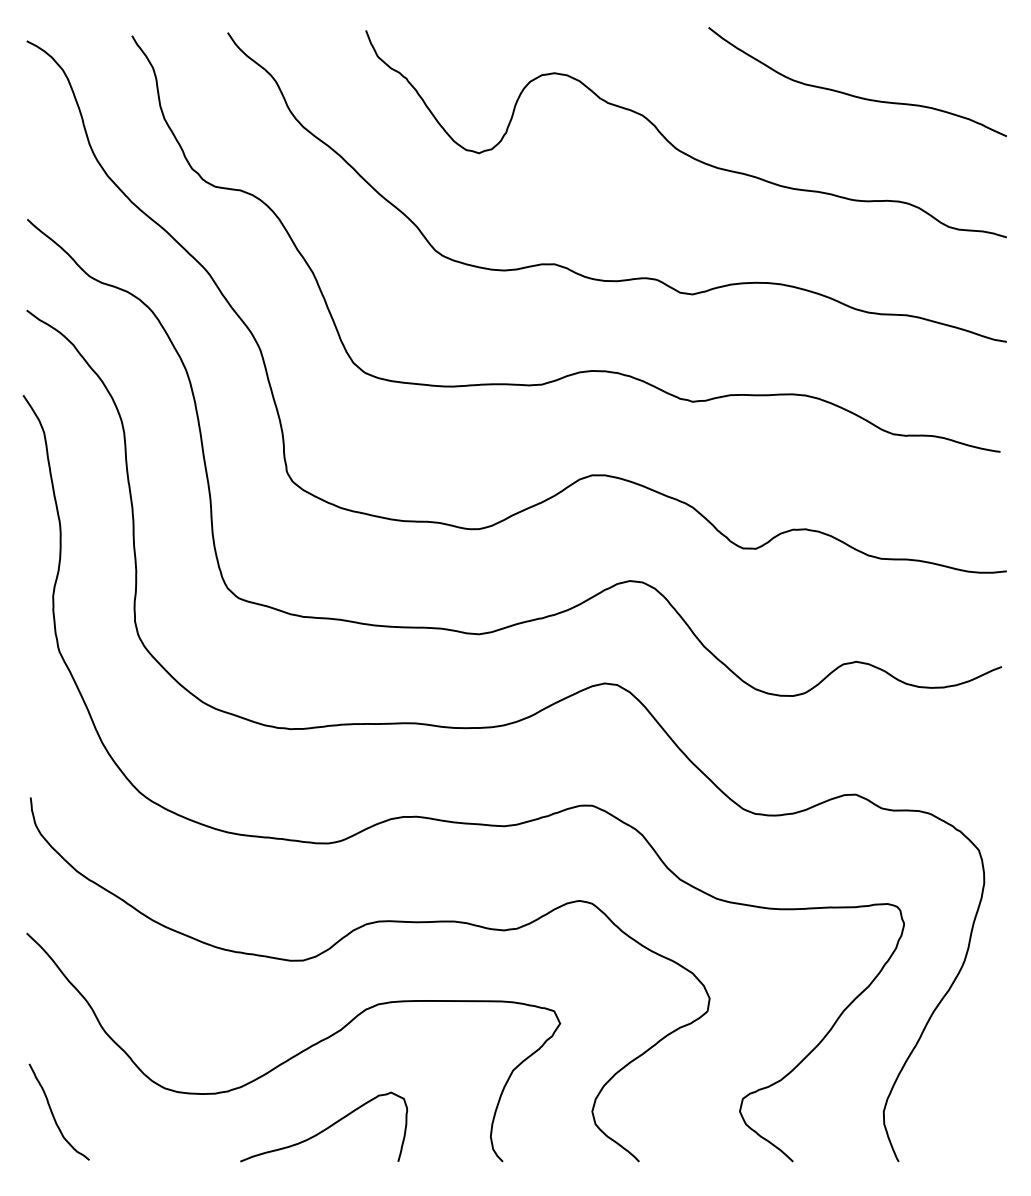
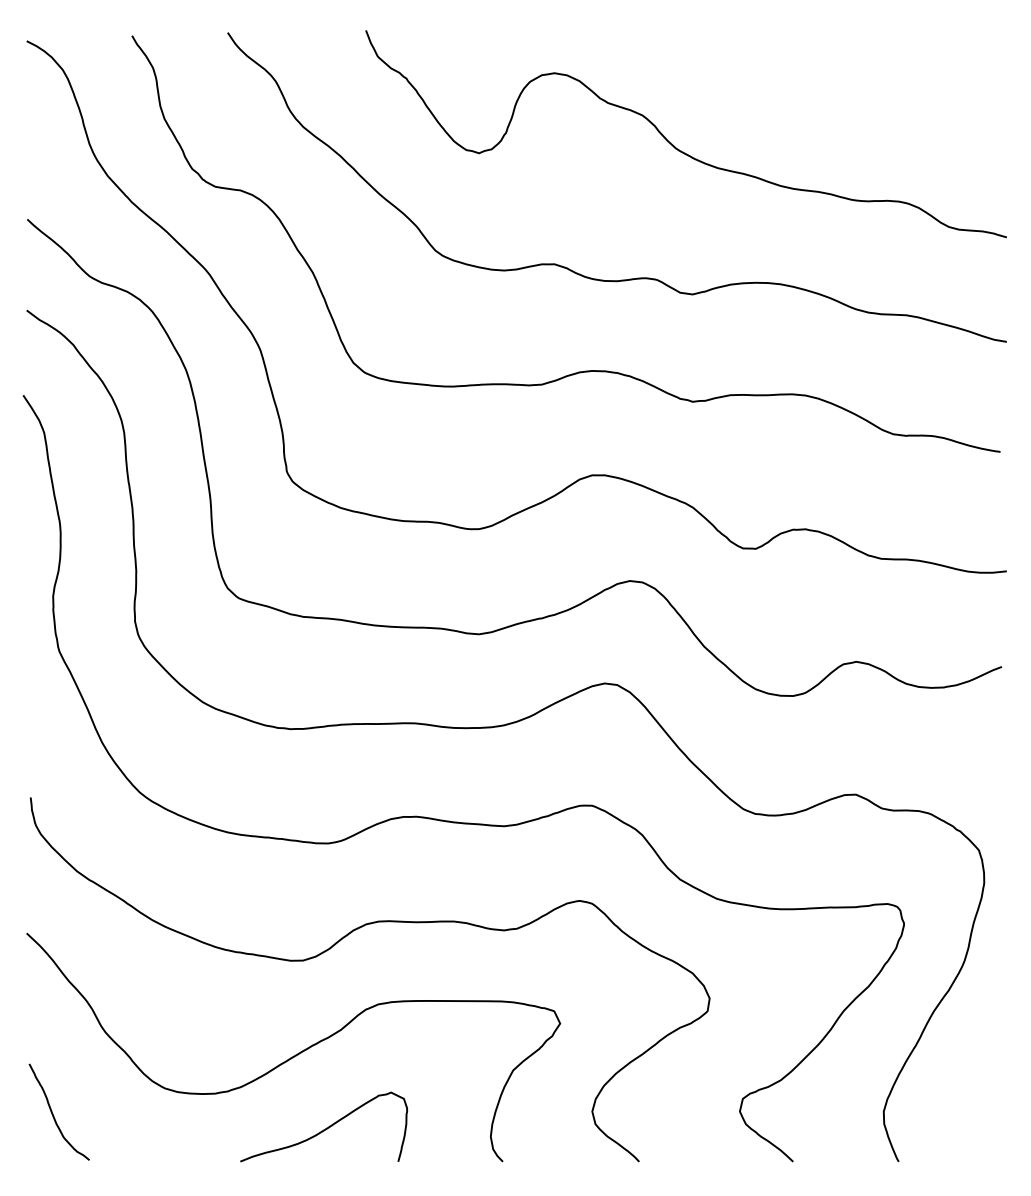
curve: present -> none (852, 94)
